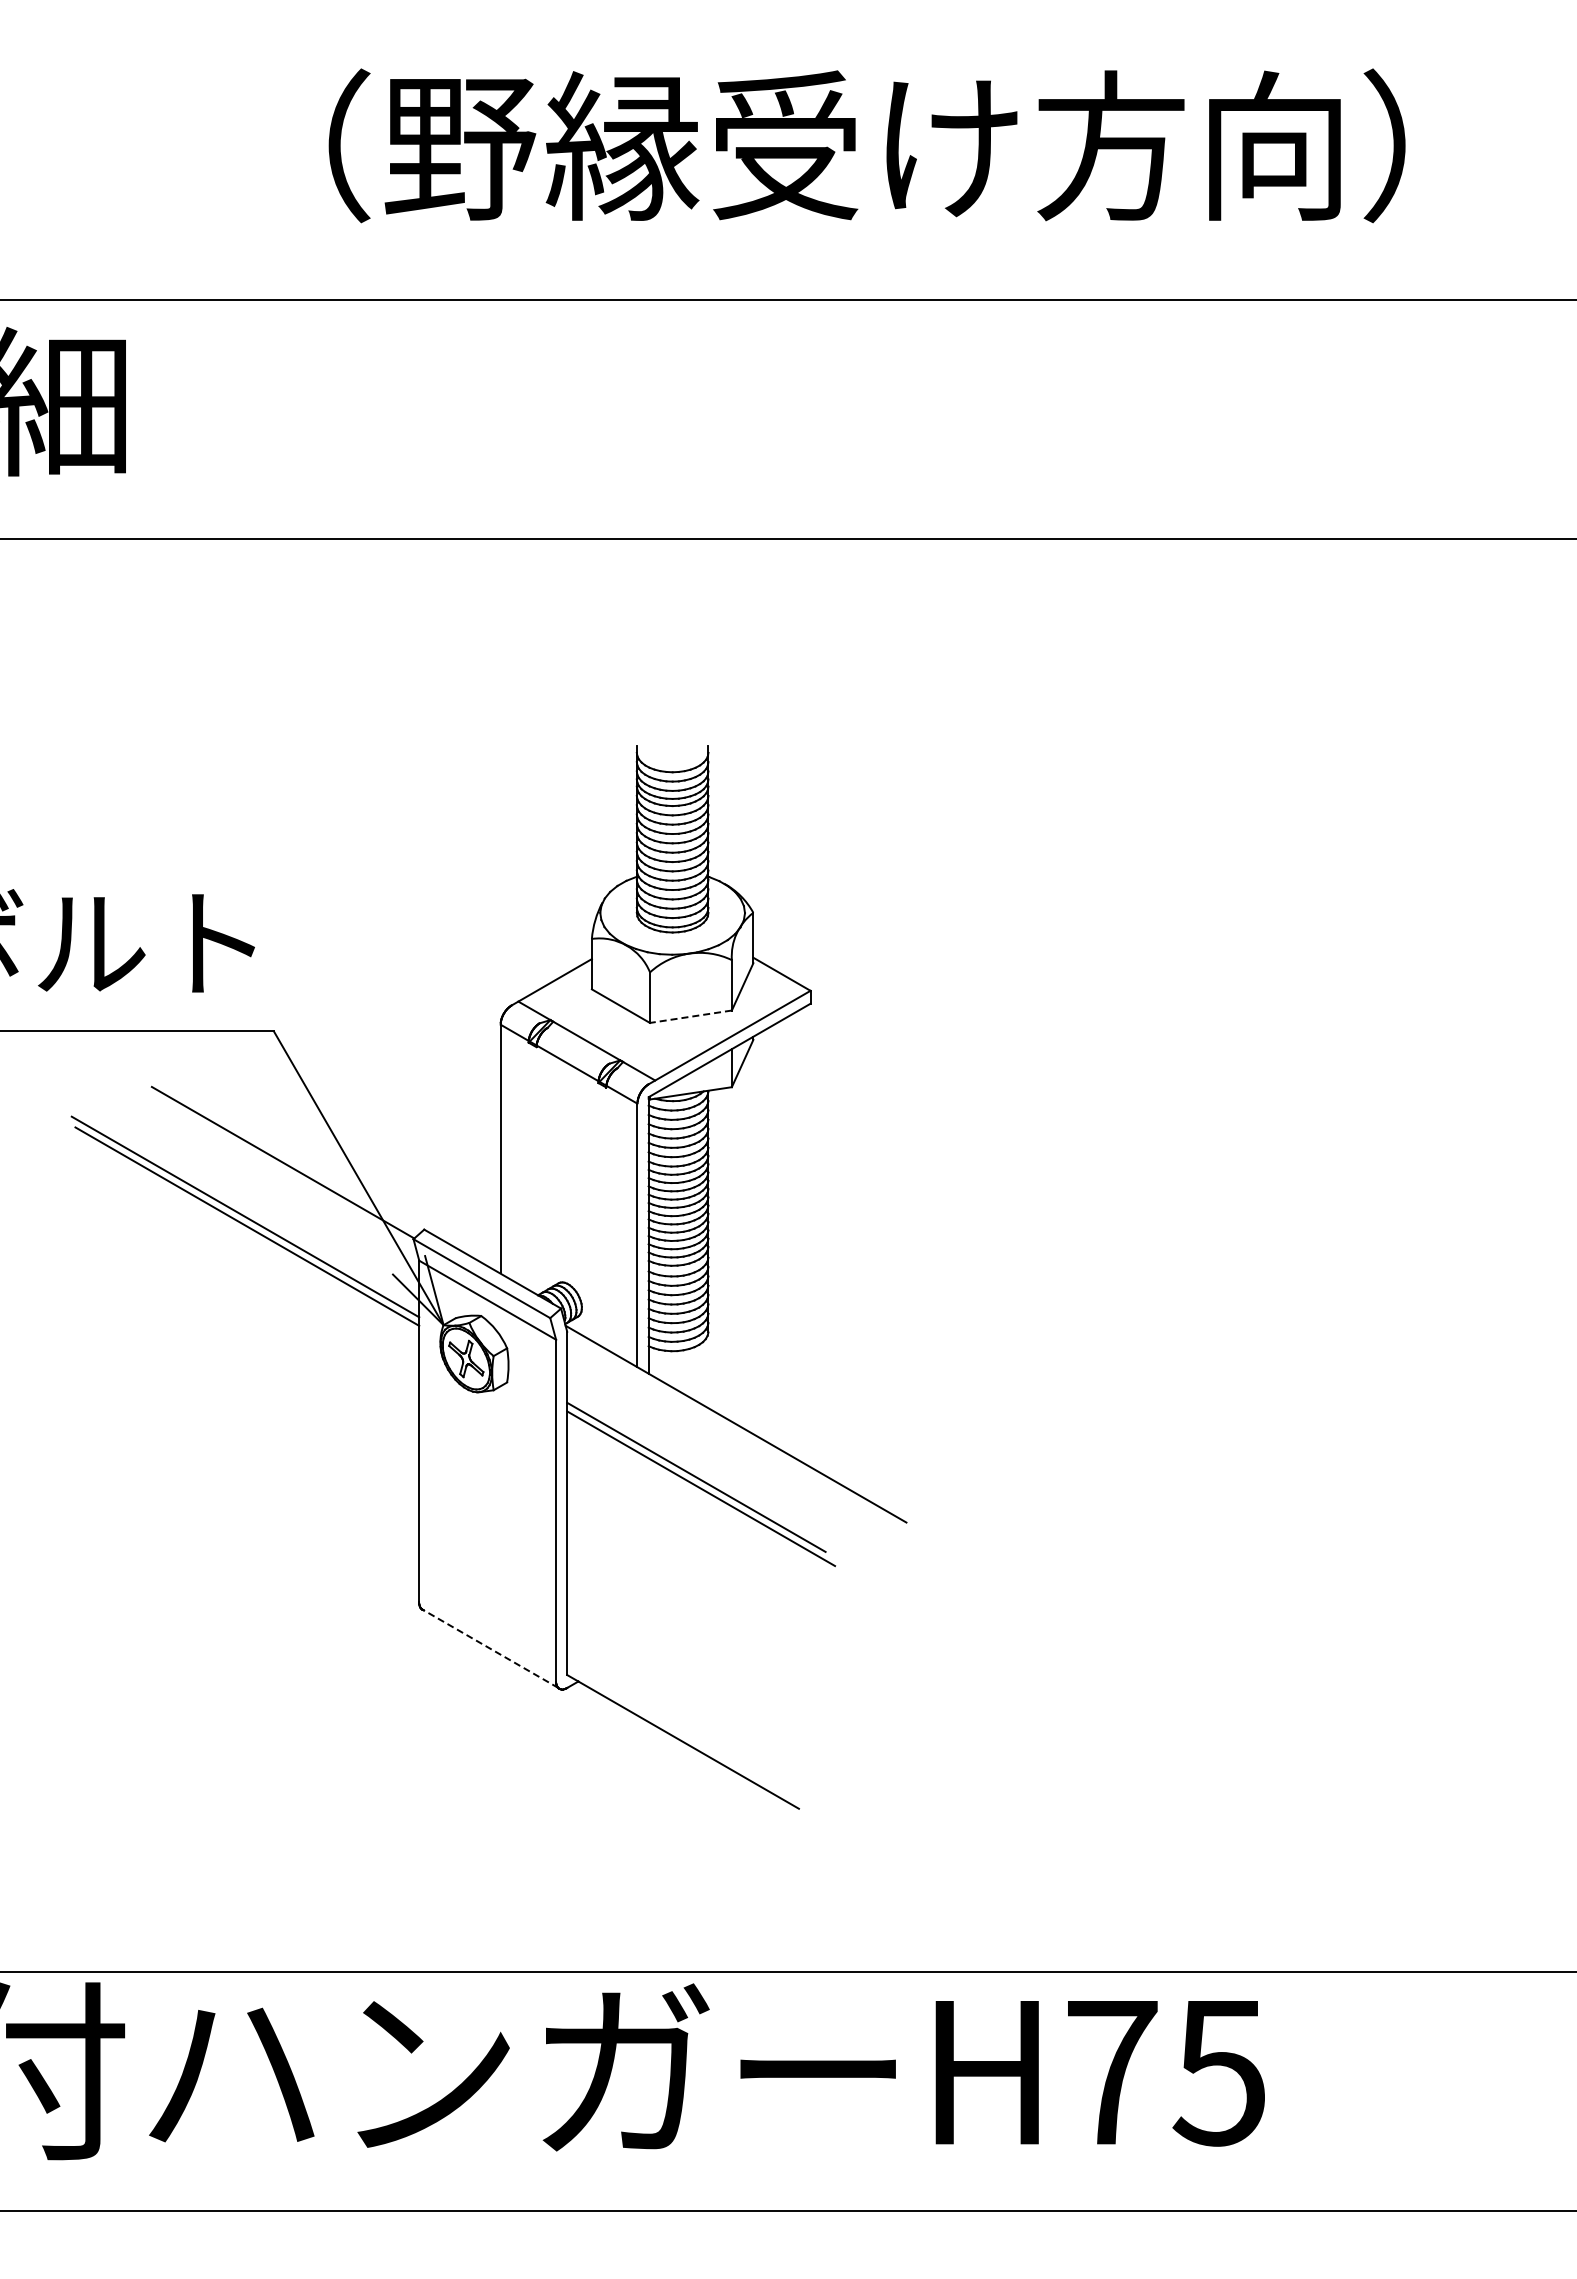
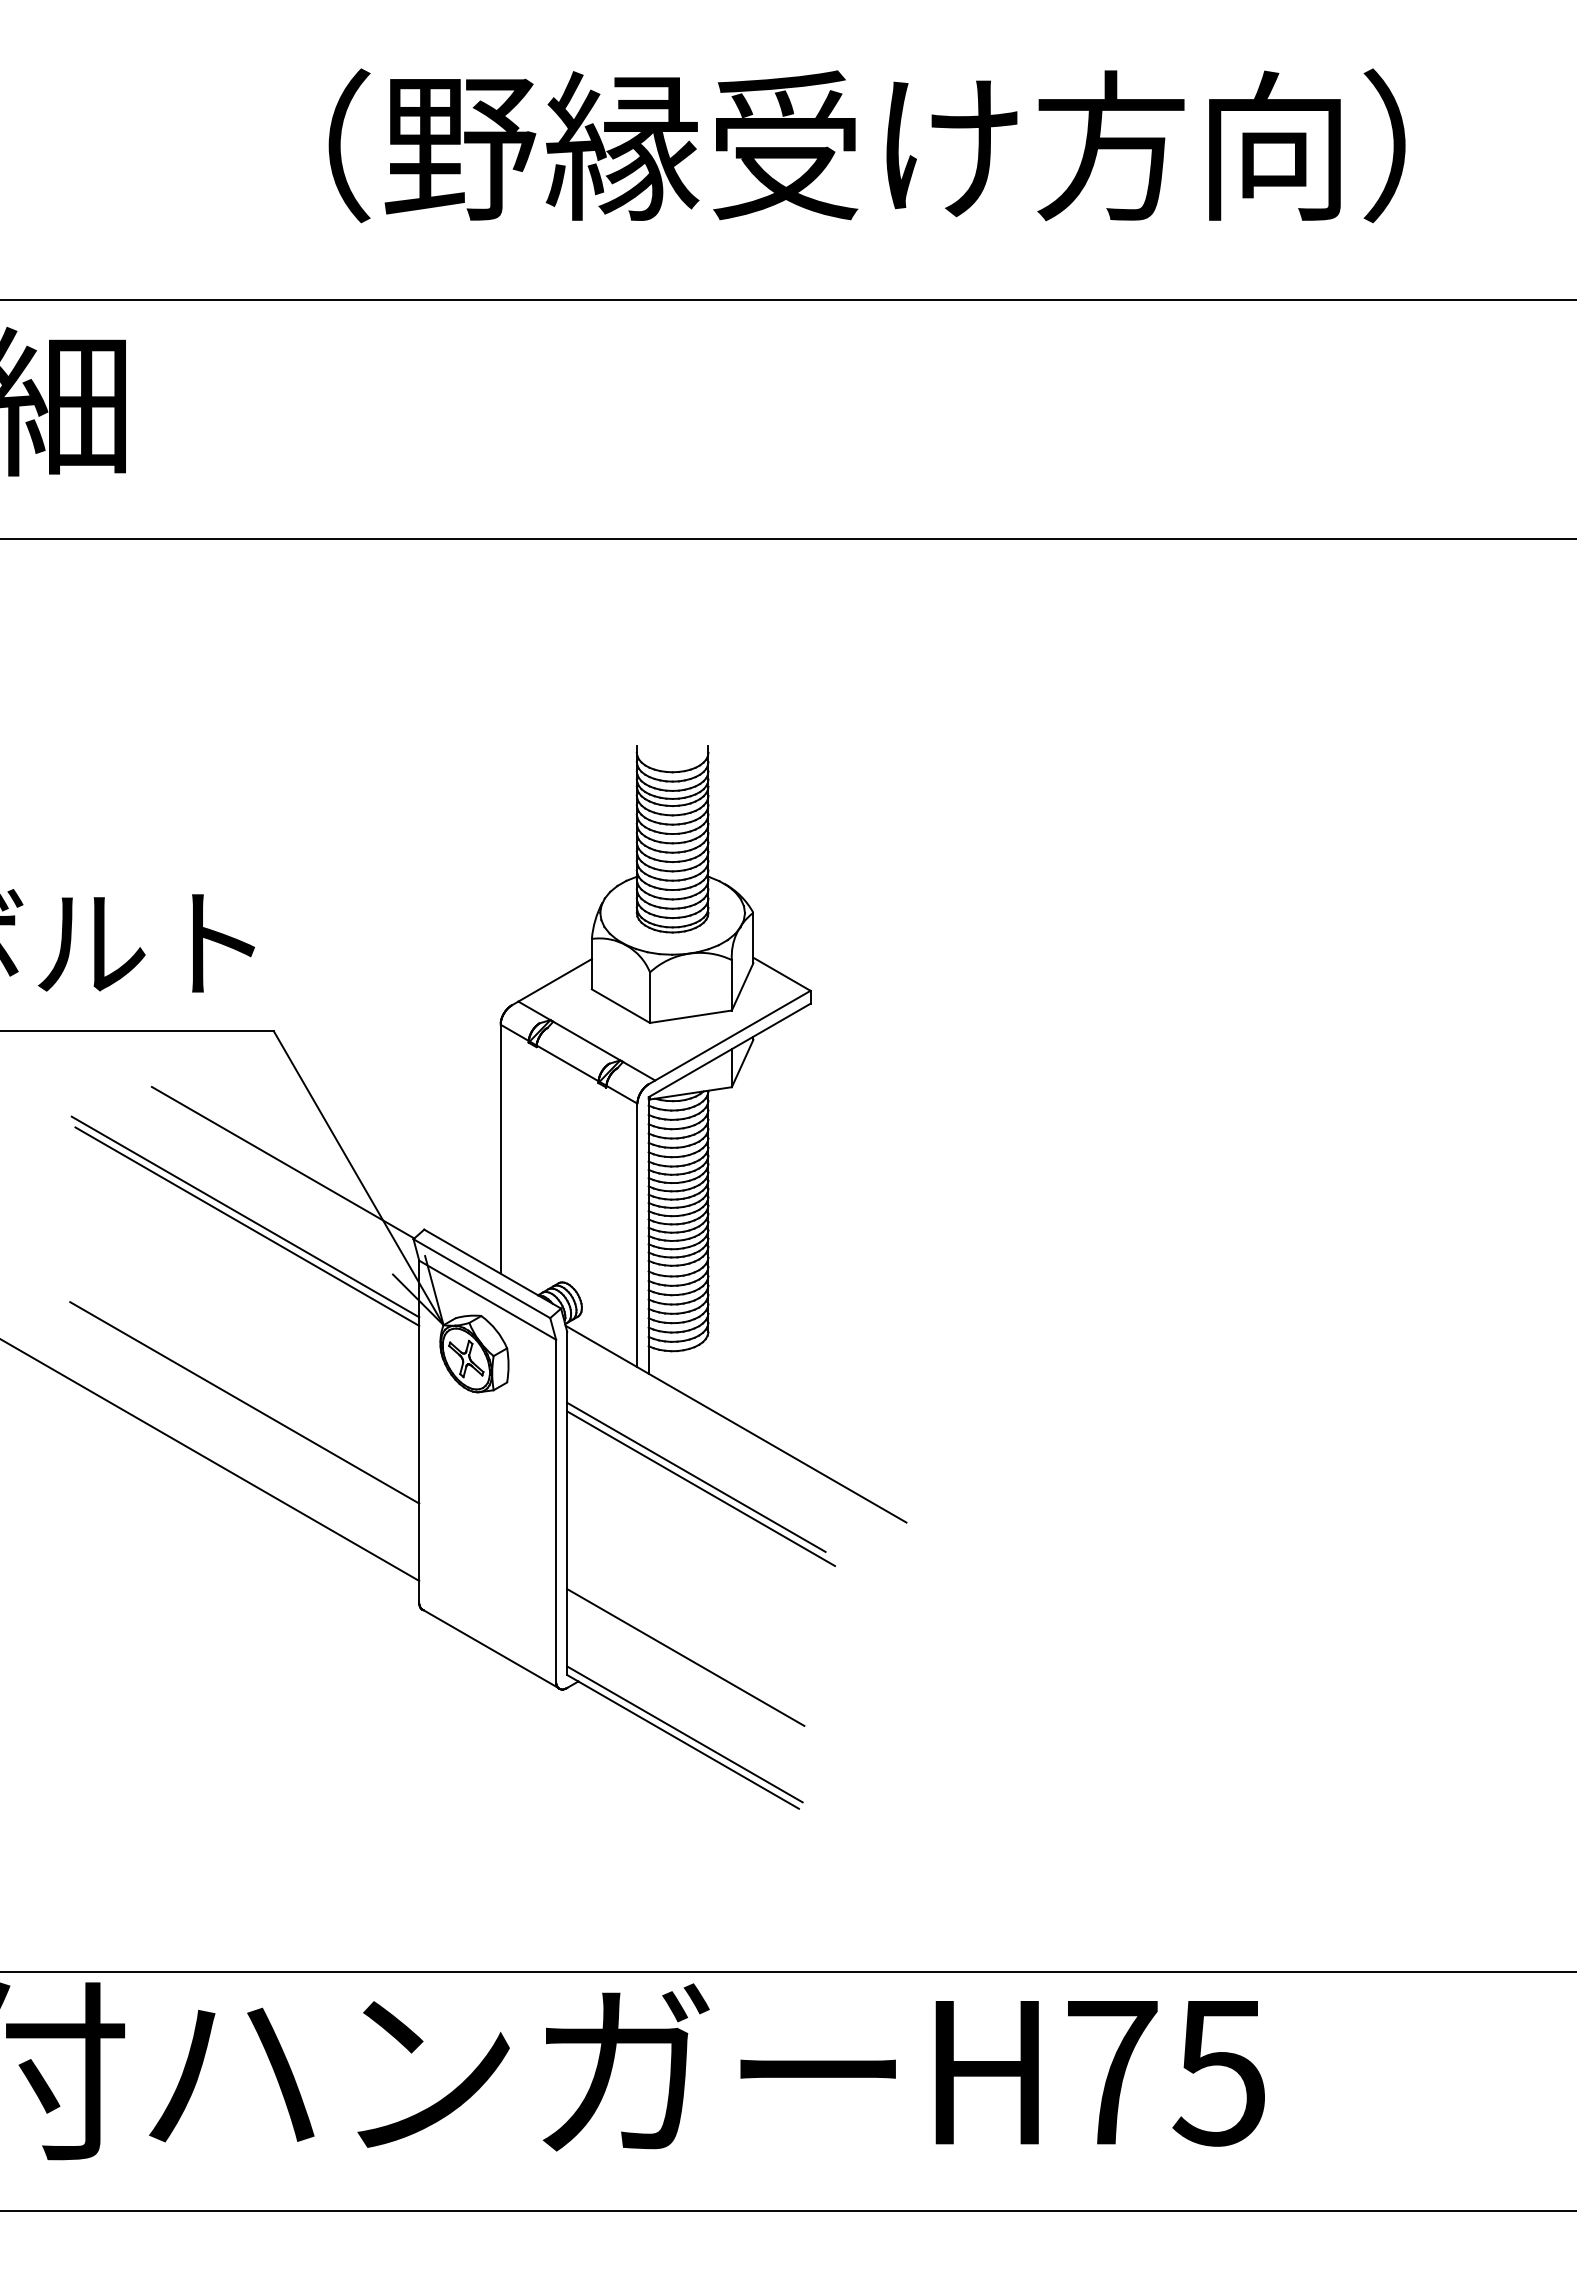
line: dashed -> solid (690, 1016)
line: none -> present (244, 1402)
line: none -> present (210, 1460)
line: dashed -> solid (489, 1648)
line: none -> present (685, 1657)
line: none -> present (684, 1734)
